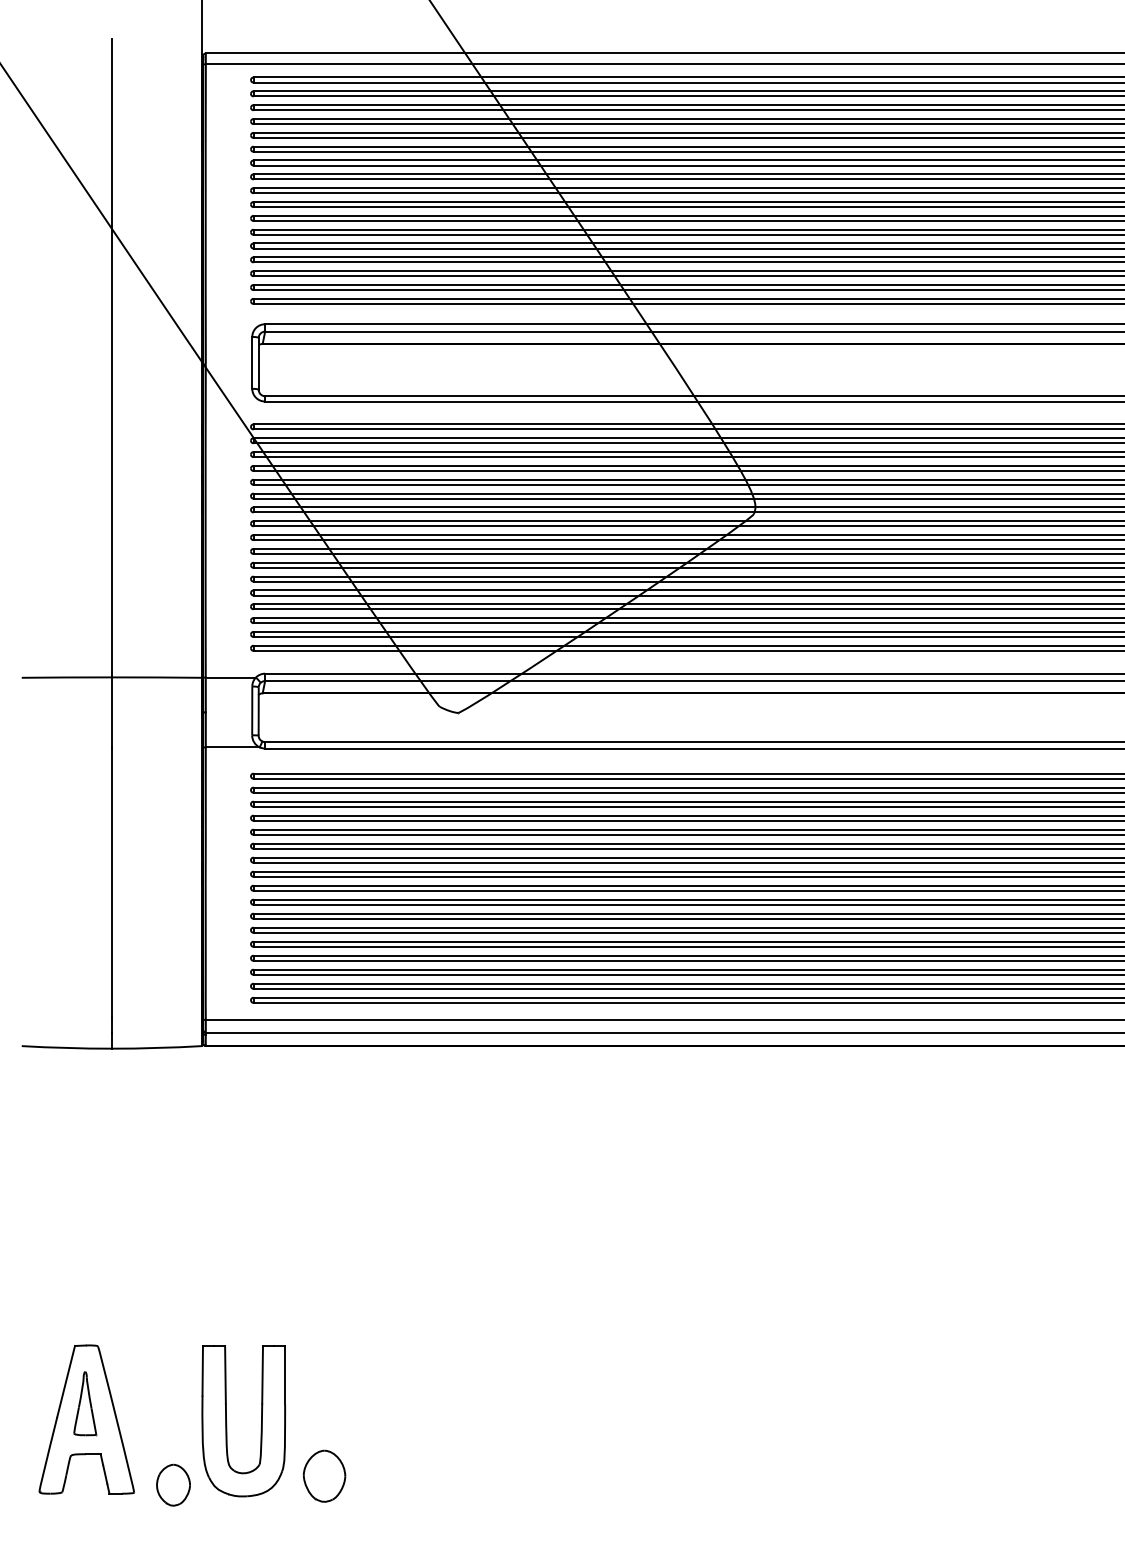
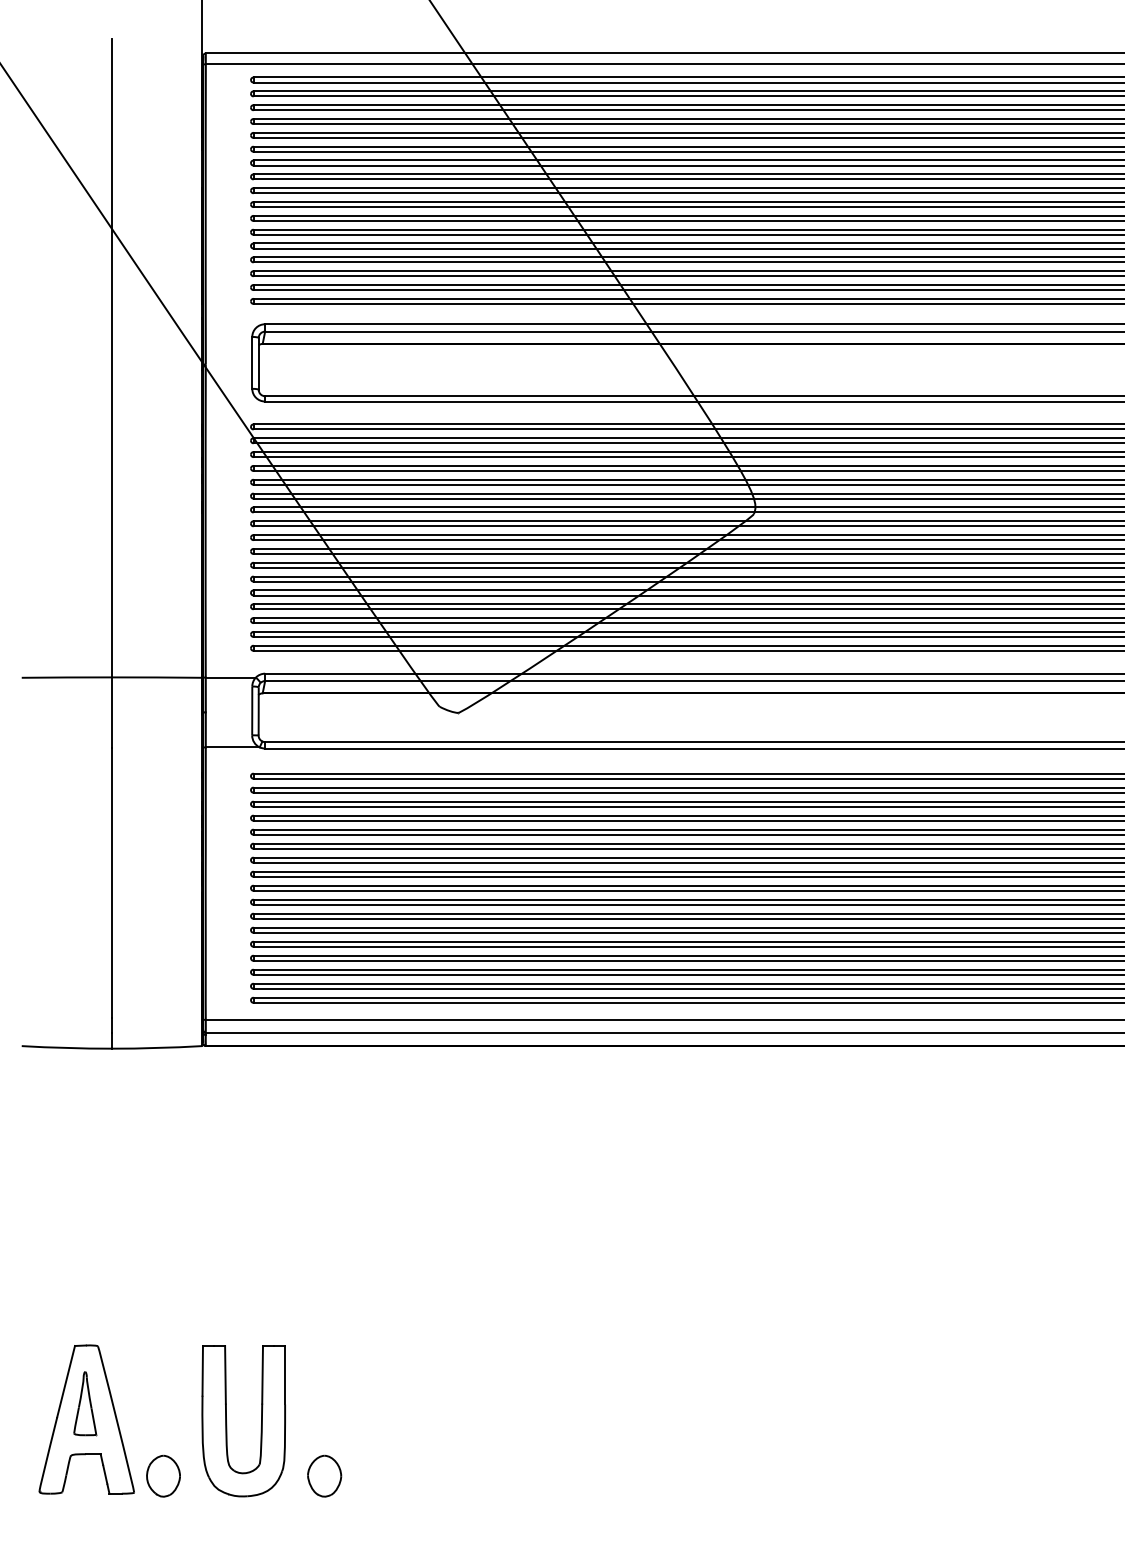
part size: 45x54 px -> 36x44 px (324, 1475)
part position: (173, 1484) -> (163, 1475) (163, 1475)
